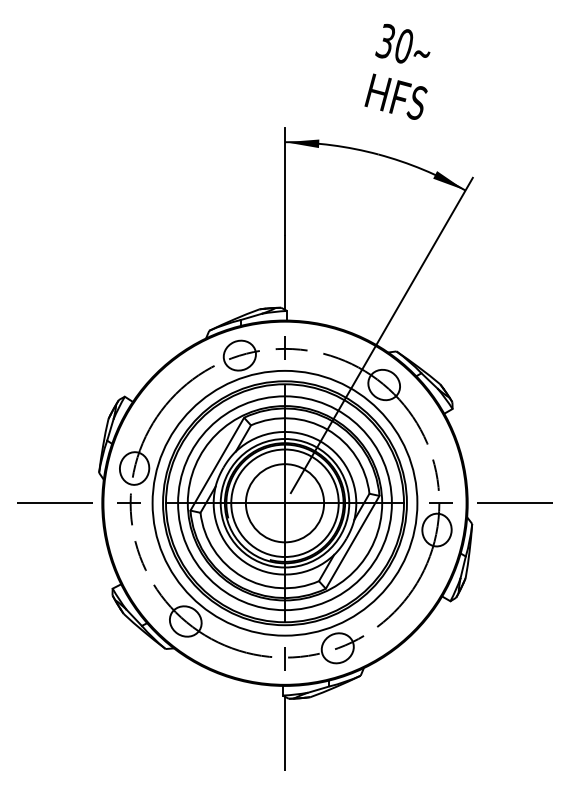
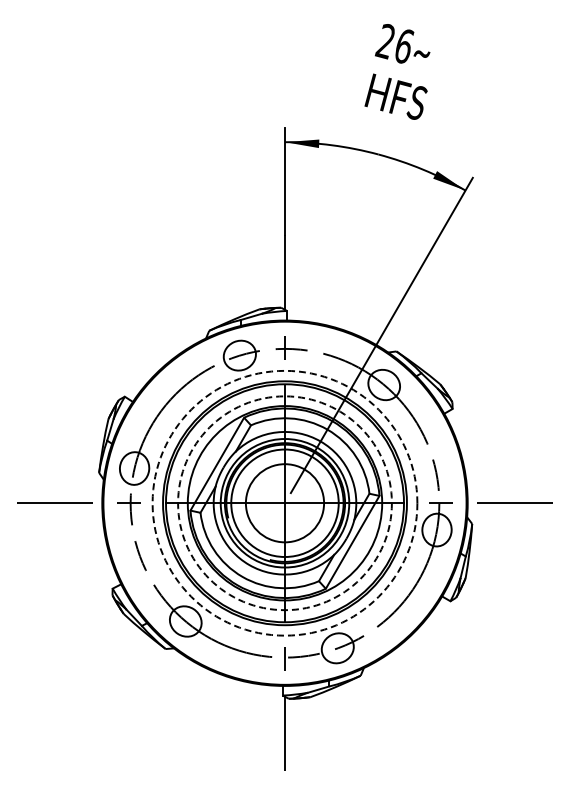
text: 30 -> 26 (394, 43)
circle: solid -> dashed (284, 502)
circle: solid -> dashed (284, 503)
